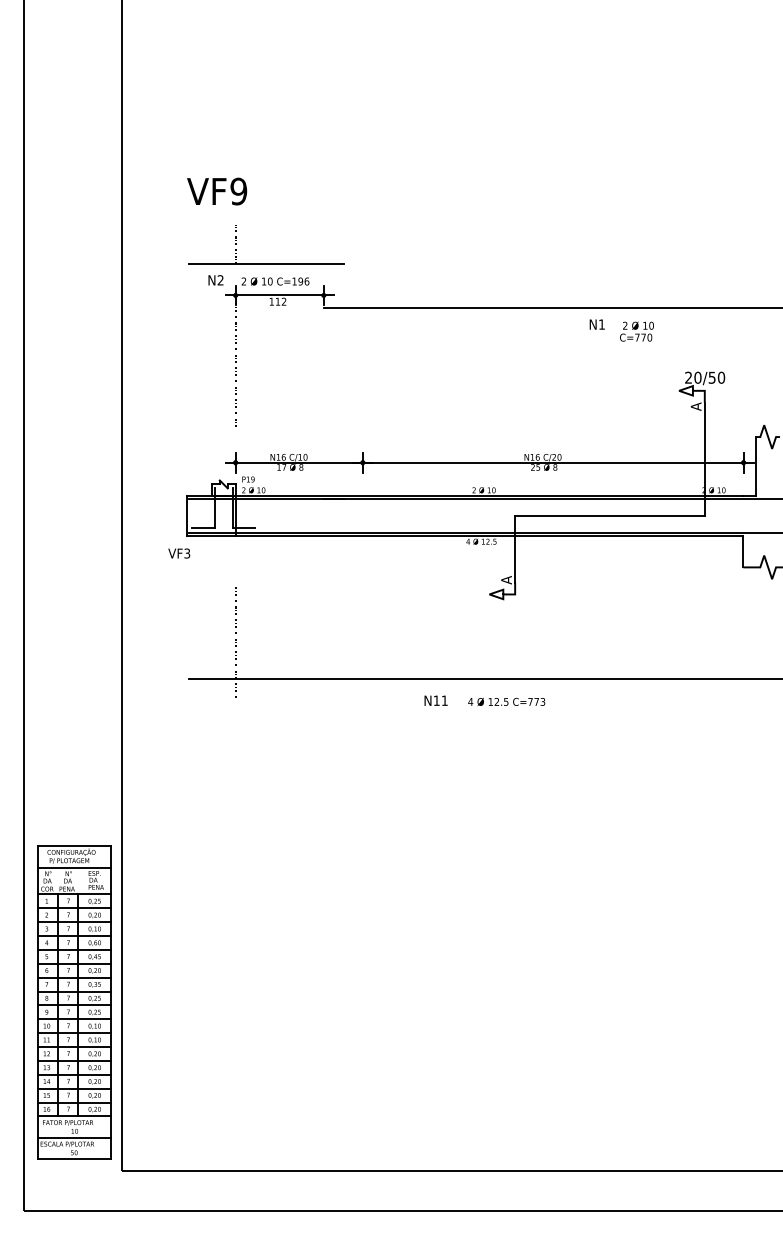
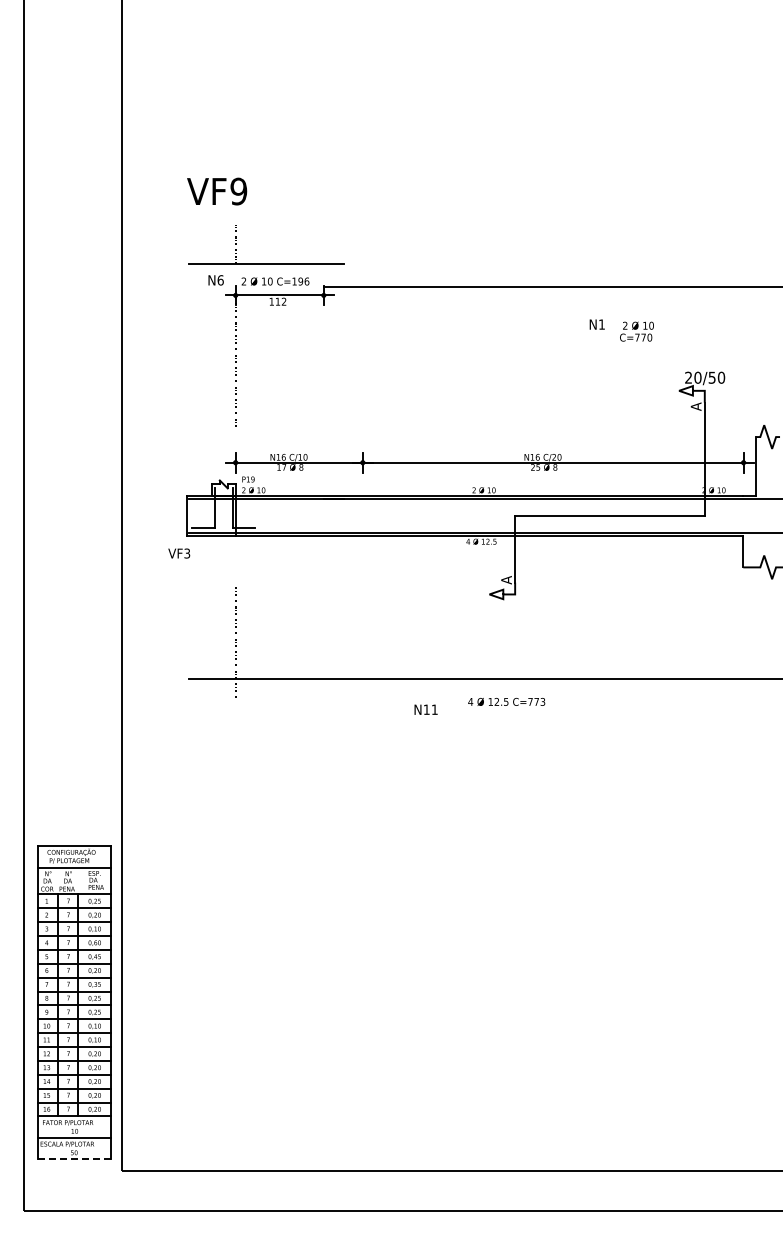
text: N2 -> N6 (220, 280)
line position: (551, 308) -> (551, 287) (551, 287)
text position: (435, 700) -> (425, 709) (425, 709)
line: solid -> dashed (74, 1159)
